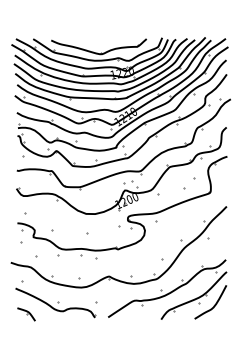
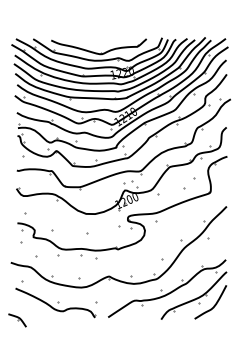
part position: (26, 314) -> (17, 320) (17, 320)
